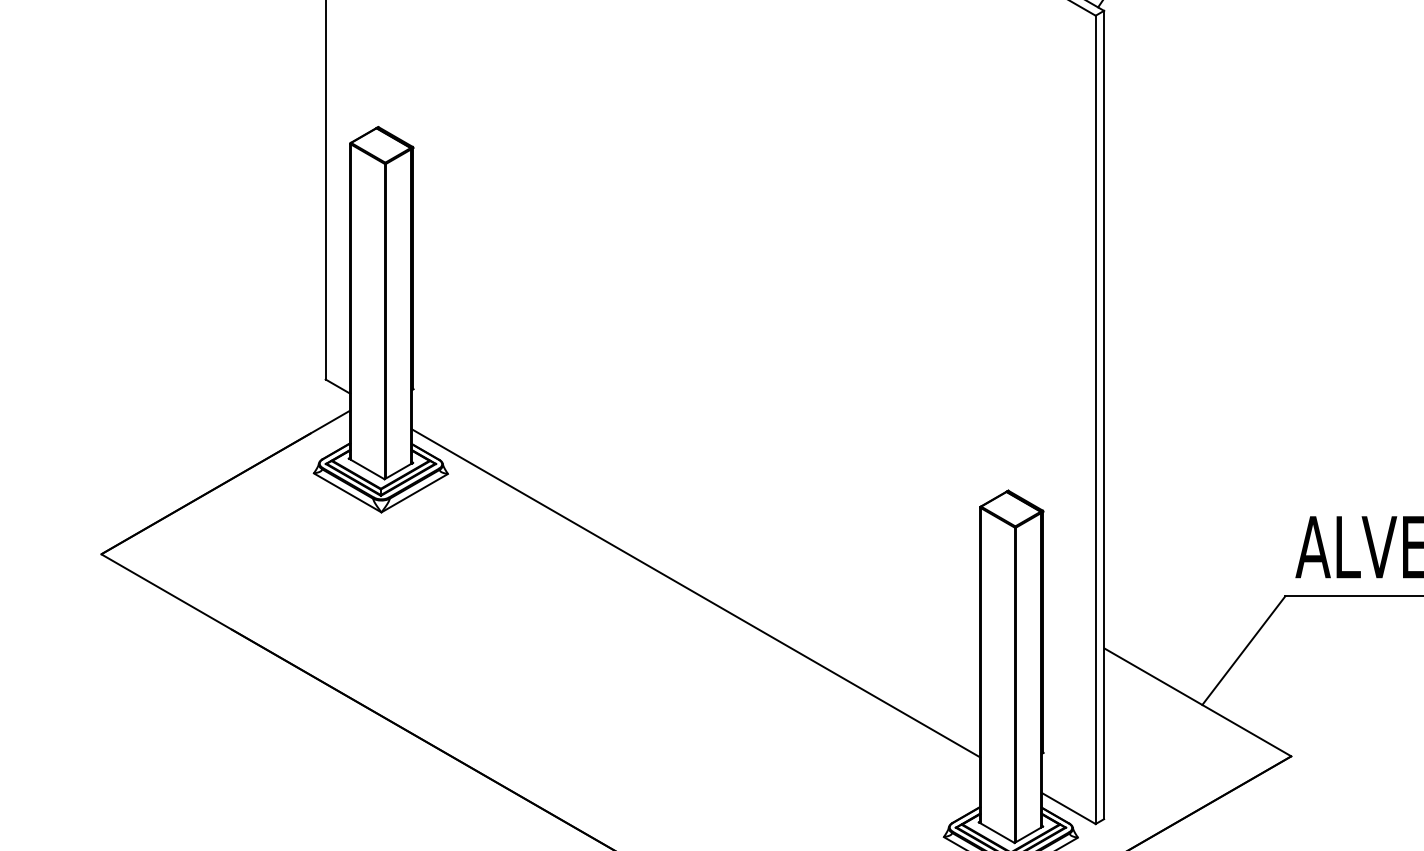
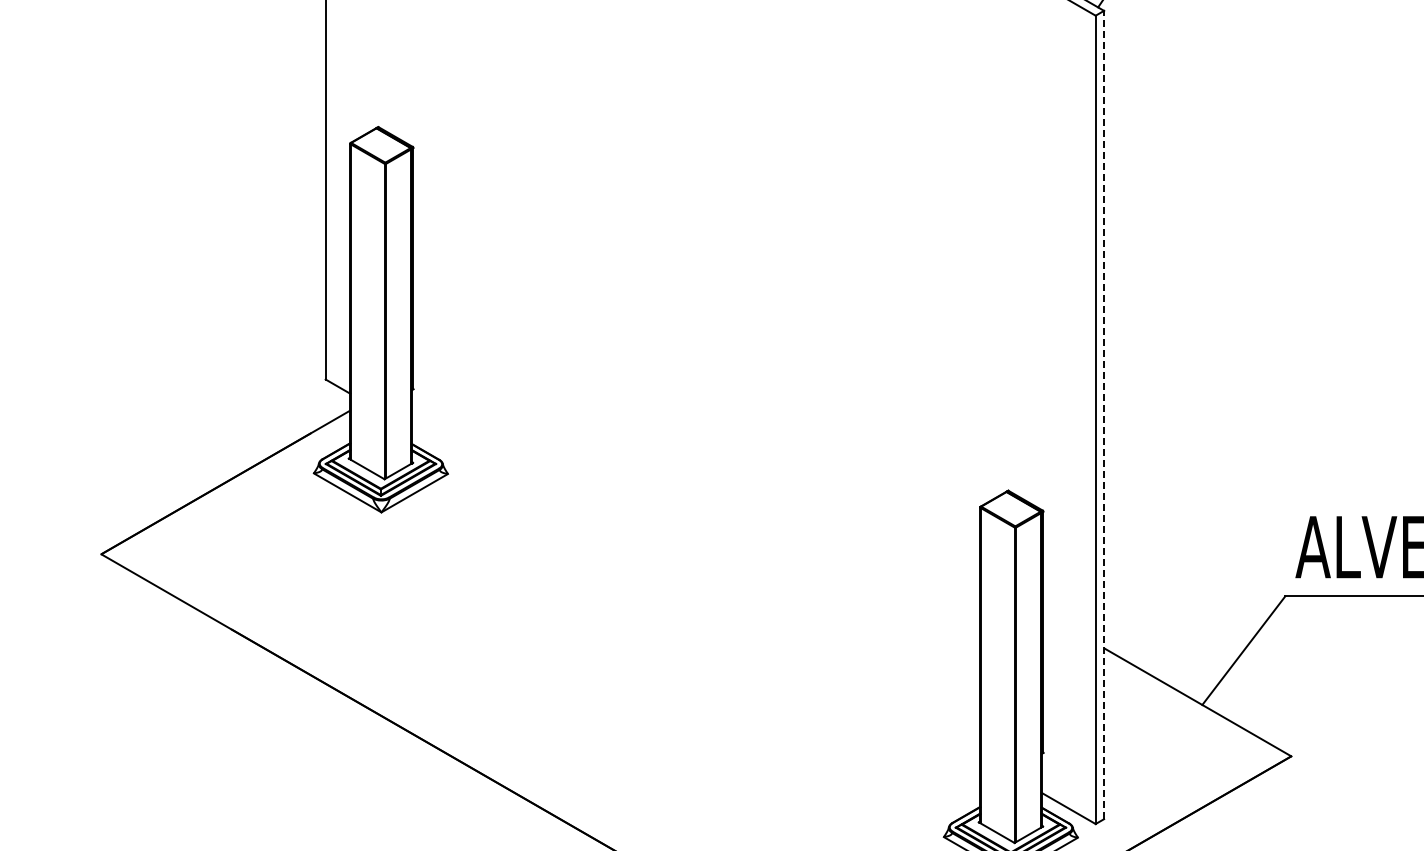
line: solid -> dashed (1104, 414)
line: present -> none (695, 593)
